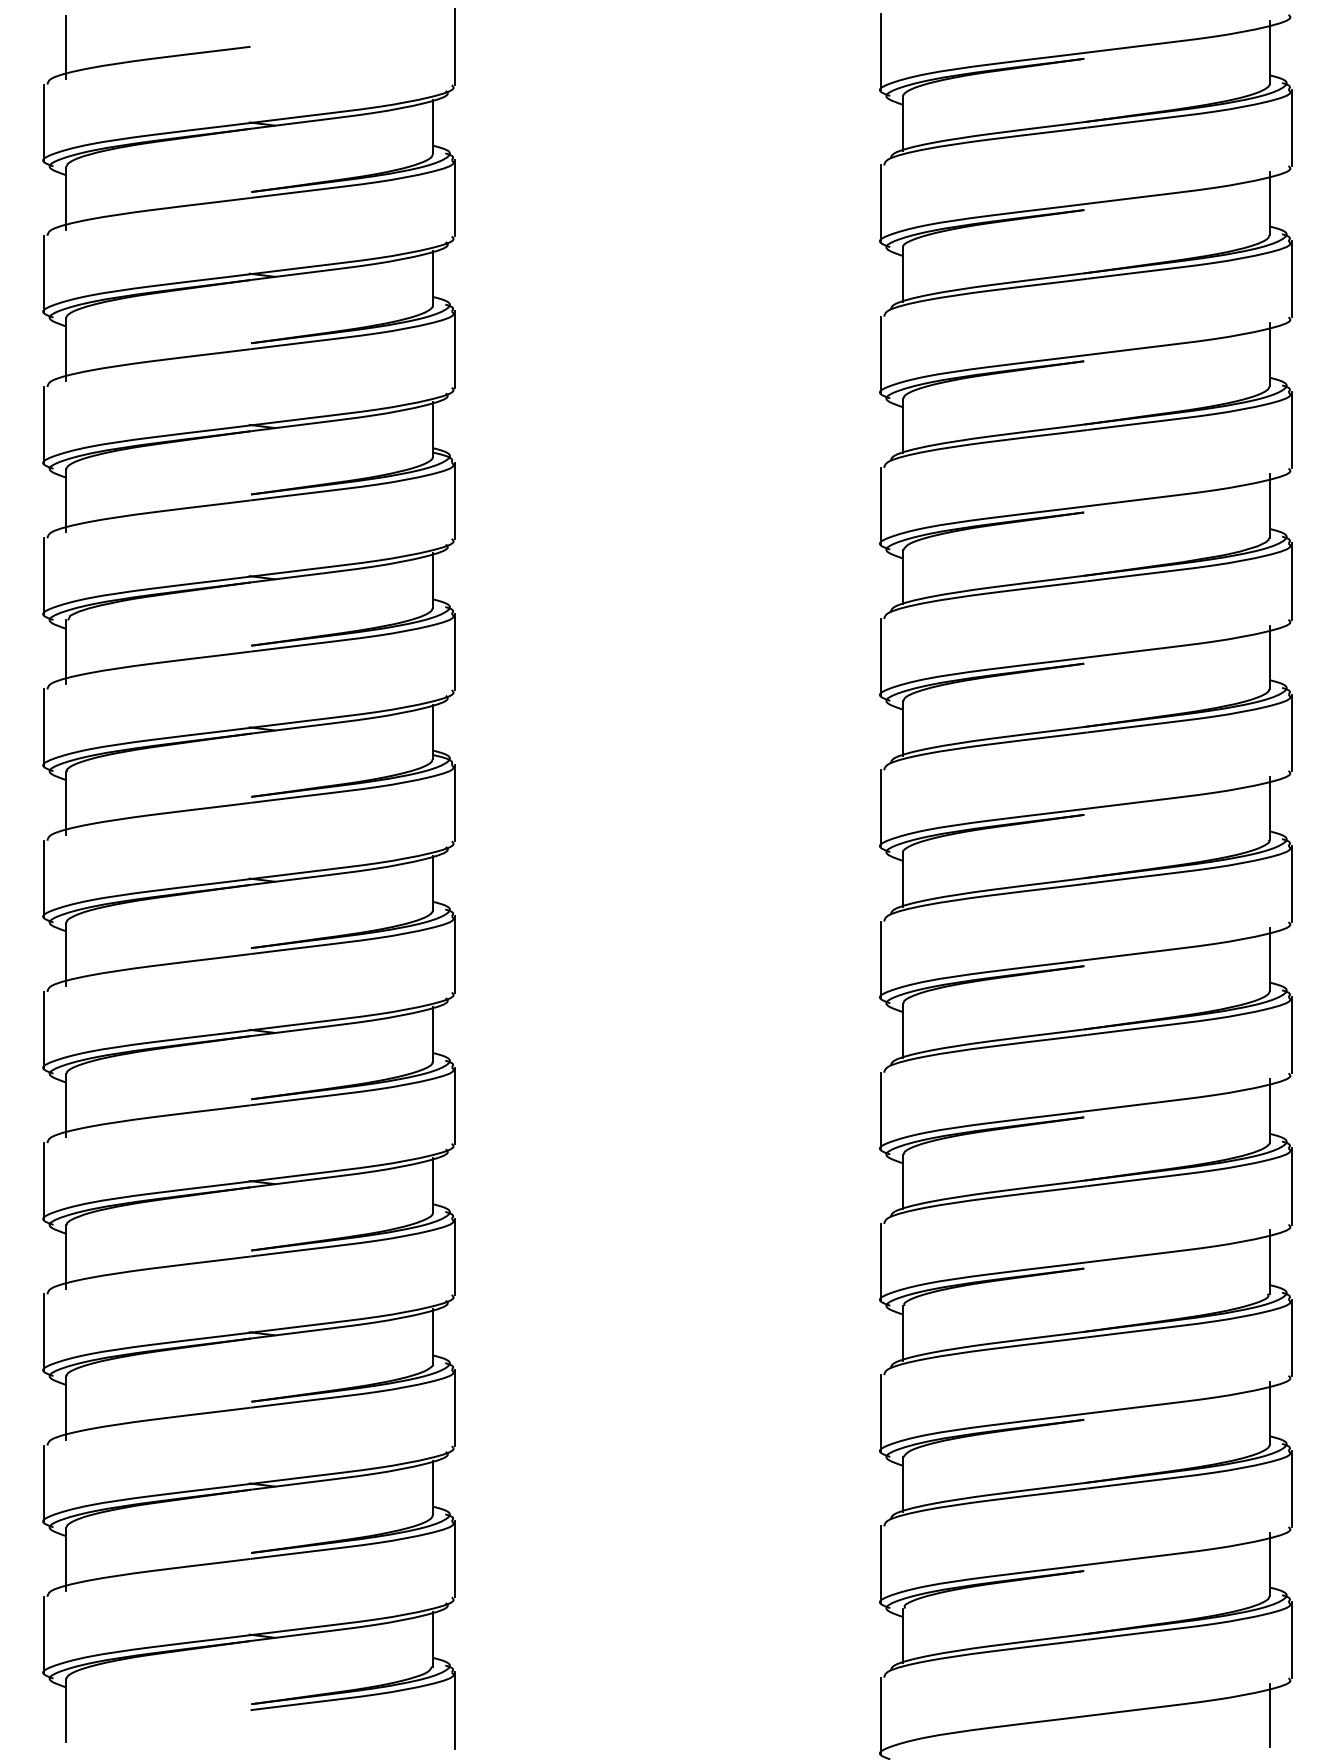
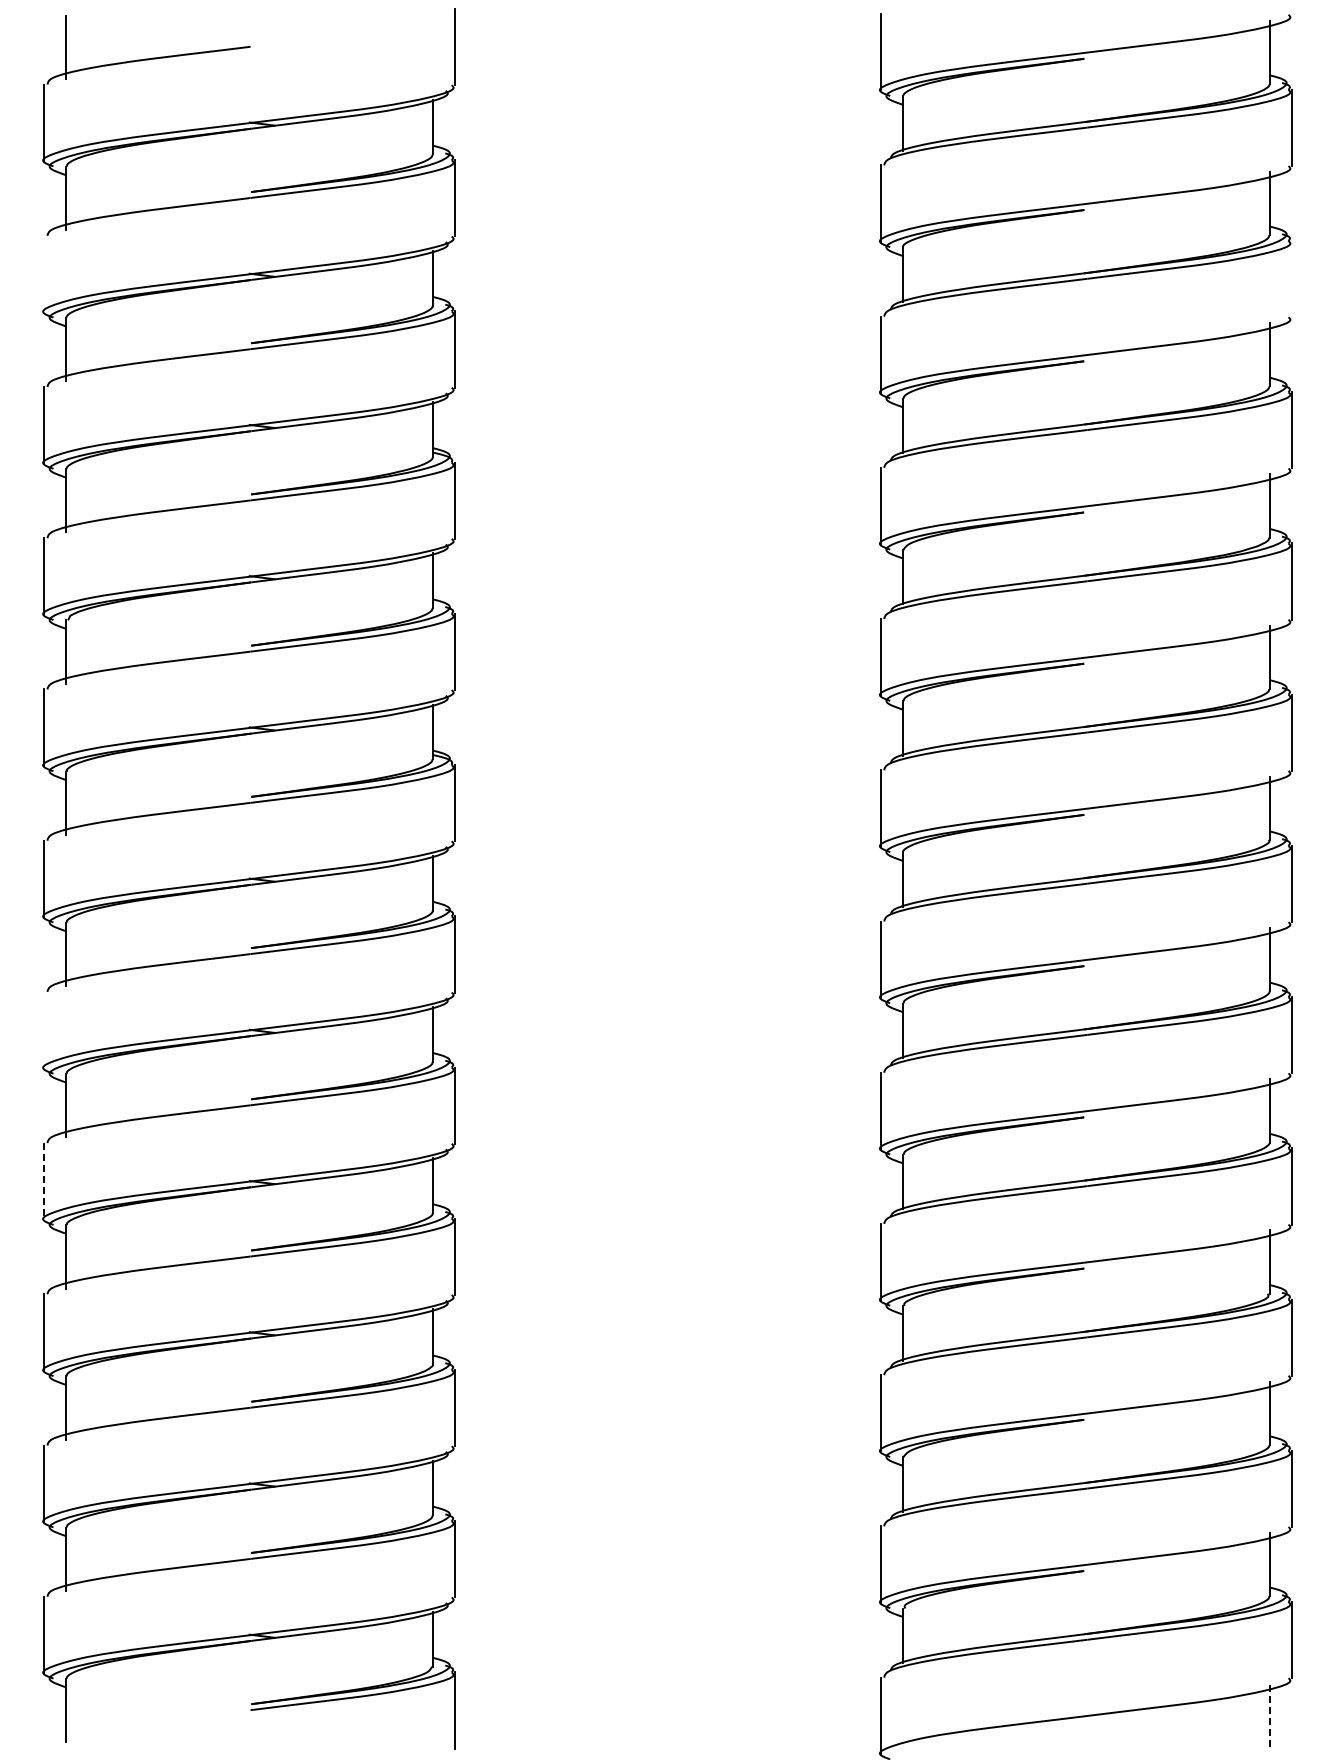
line: present -> none (44, 273)
line: present -> none (1291, 279)
line: present -> none (44, 1029)
line: solid -> dashed (44, 1181)
line: solid -> dashed (1269, 1715)
